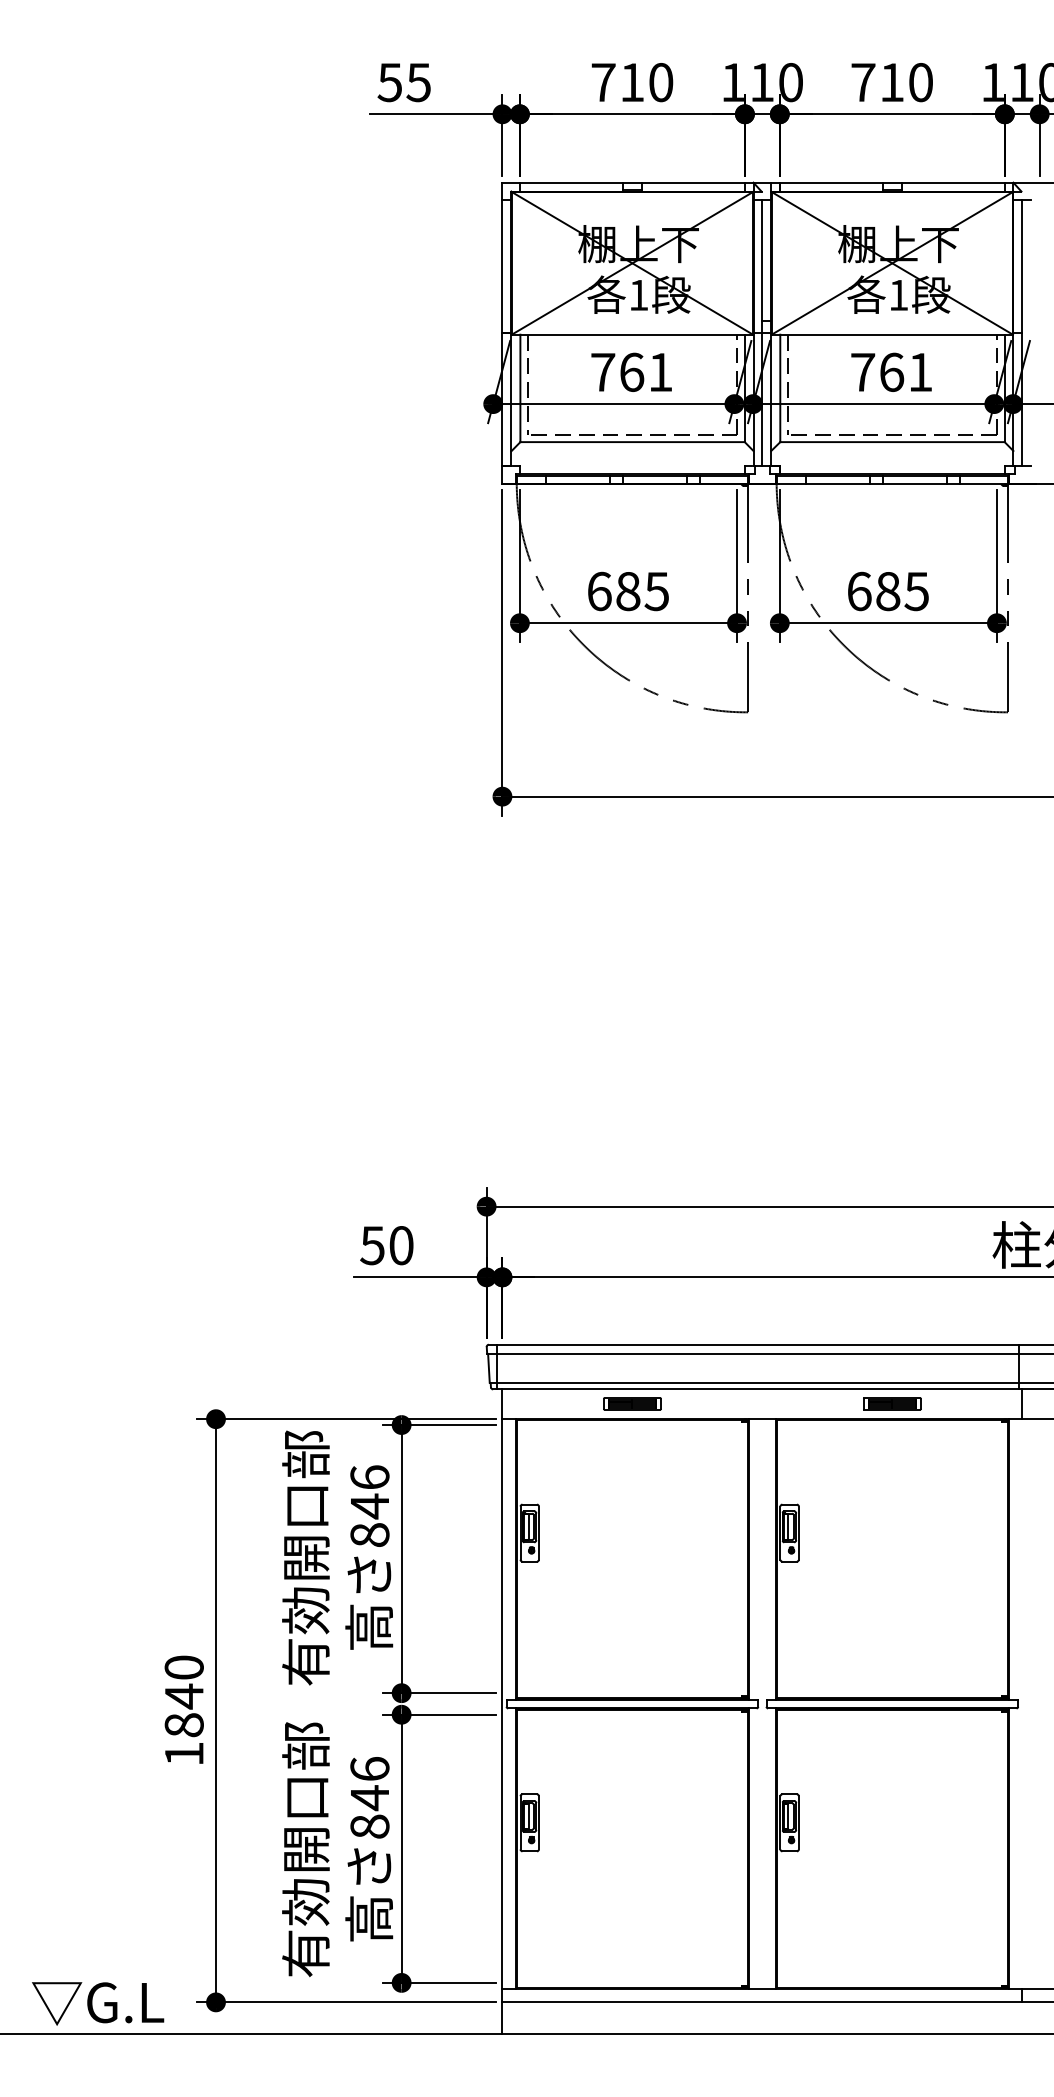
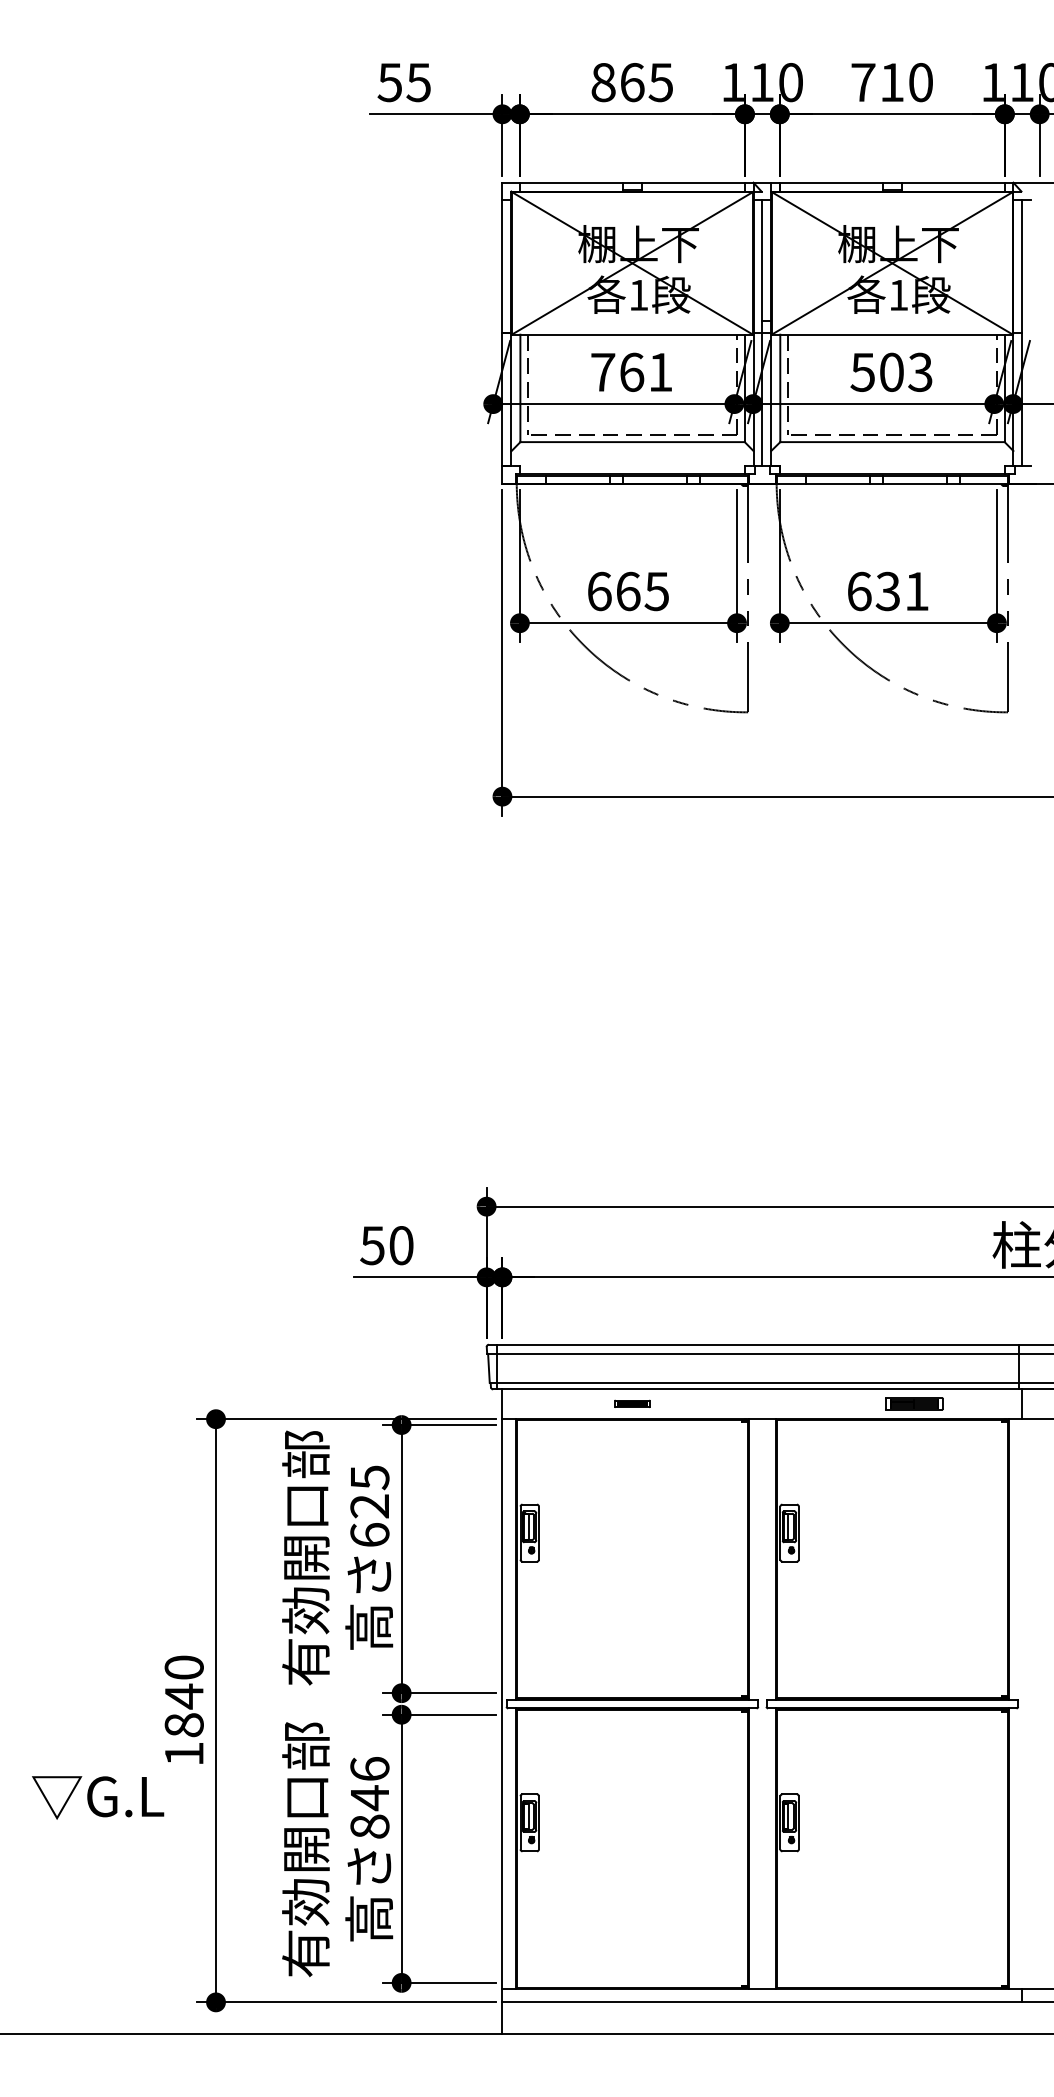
text: 710 -> 865 (632, 82)
text: 761 -> 503 (891, 371)
text: 685 -> 665 (628, 591)
text: 685 -> 631 (901, 591)
part size: 59x14 px -> 37x9 px (632, 1403)
part position: (892, 1403) -> (914, 1403) (914, 1403)
text: 846 -> 625 (369, 1505)
text position: (98, 2003) -> (98, 1797) (98, 1797)
